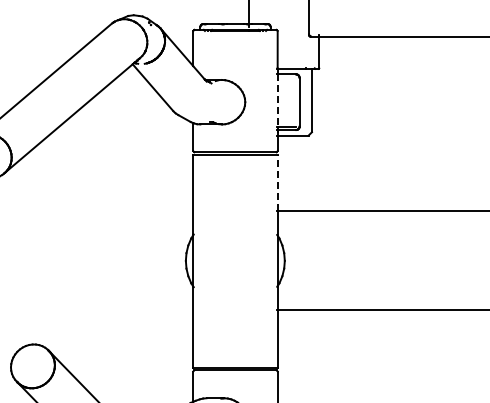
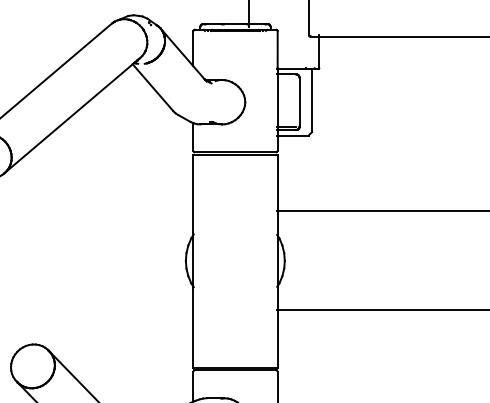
line: dashed -> solid (277, 101)
line: dashed -> solid (277, 182)
